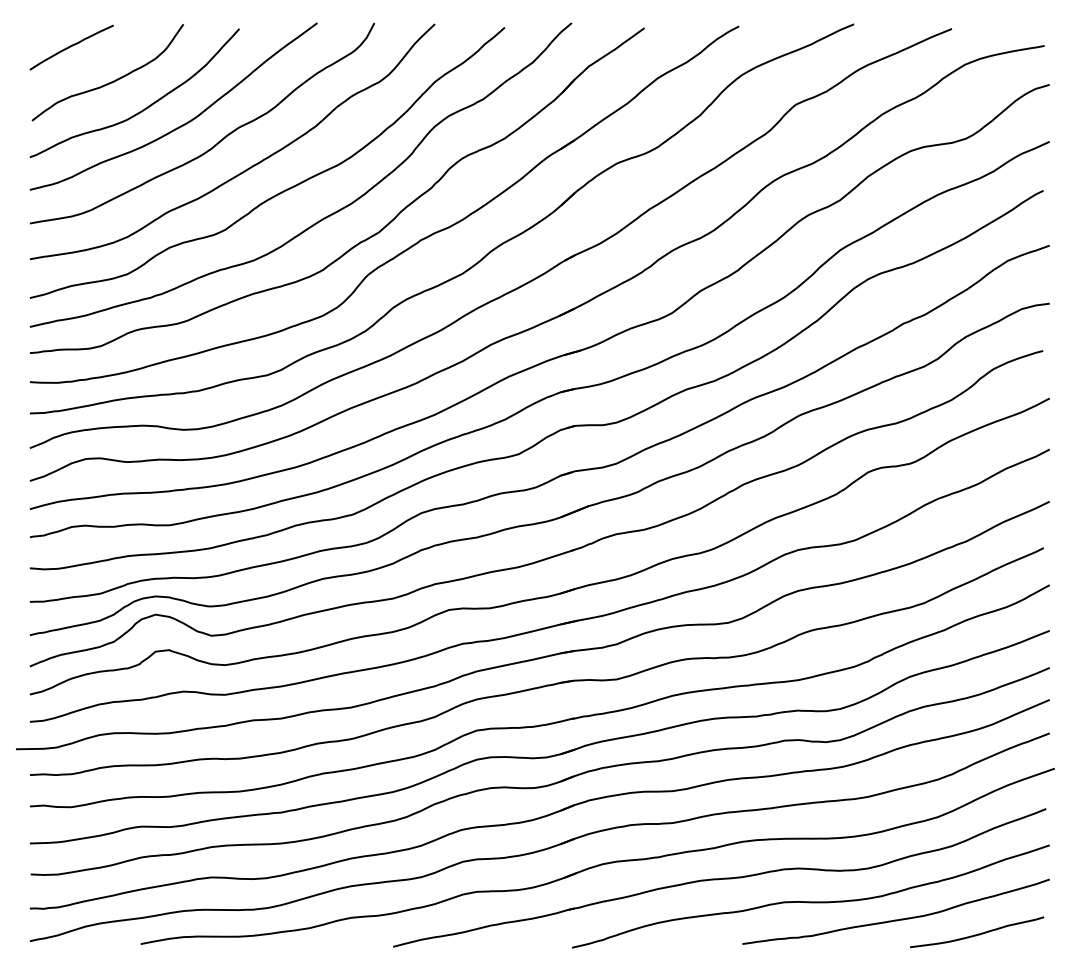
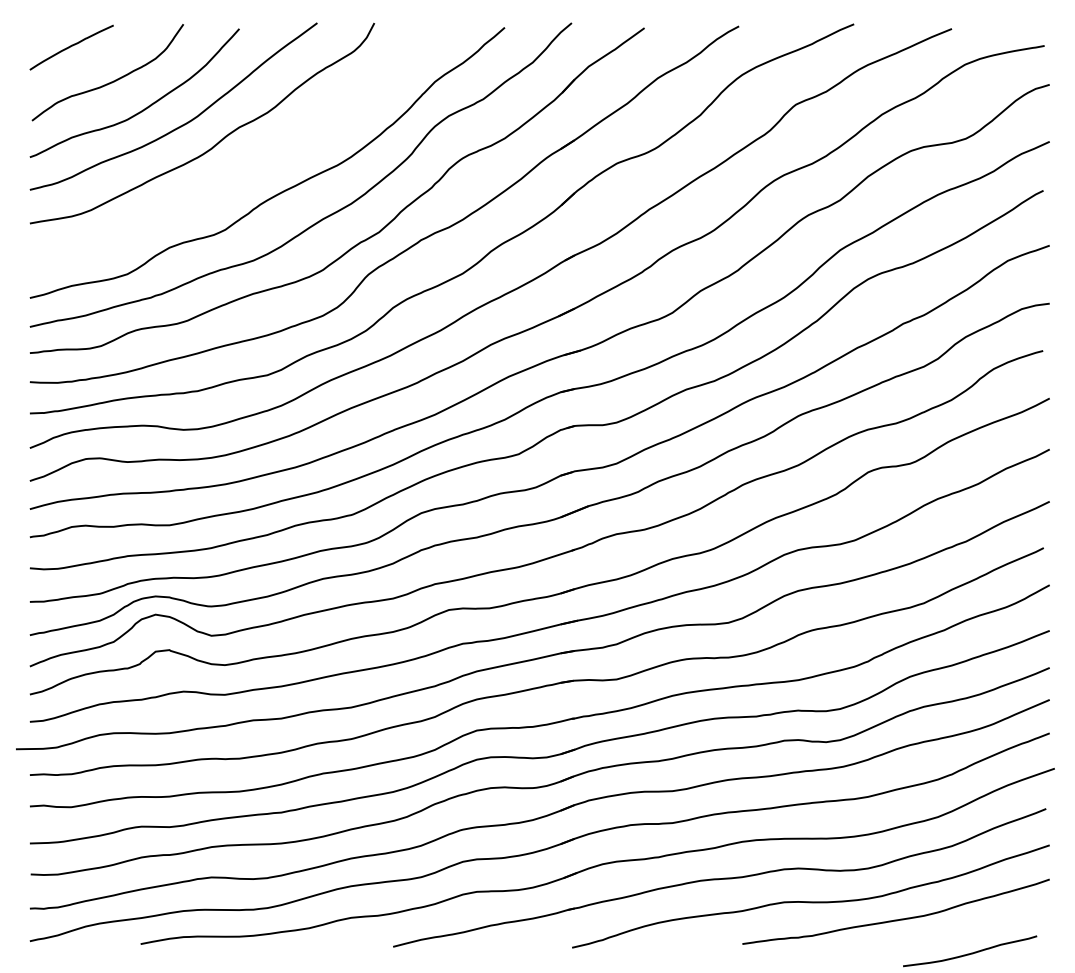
curve: present -> none (250, 166)
curve position: (978, 933) -> (971, 952) (971, 952)
